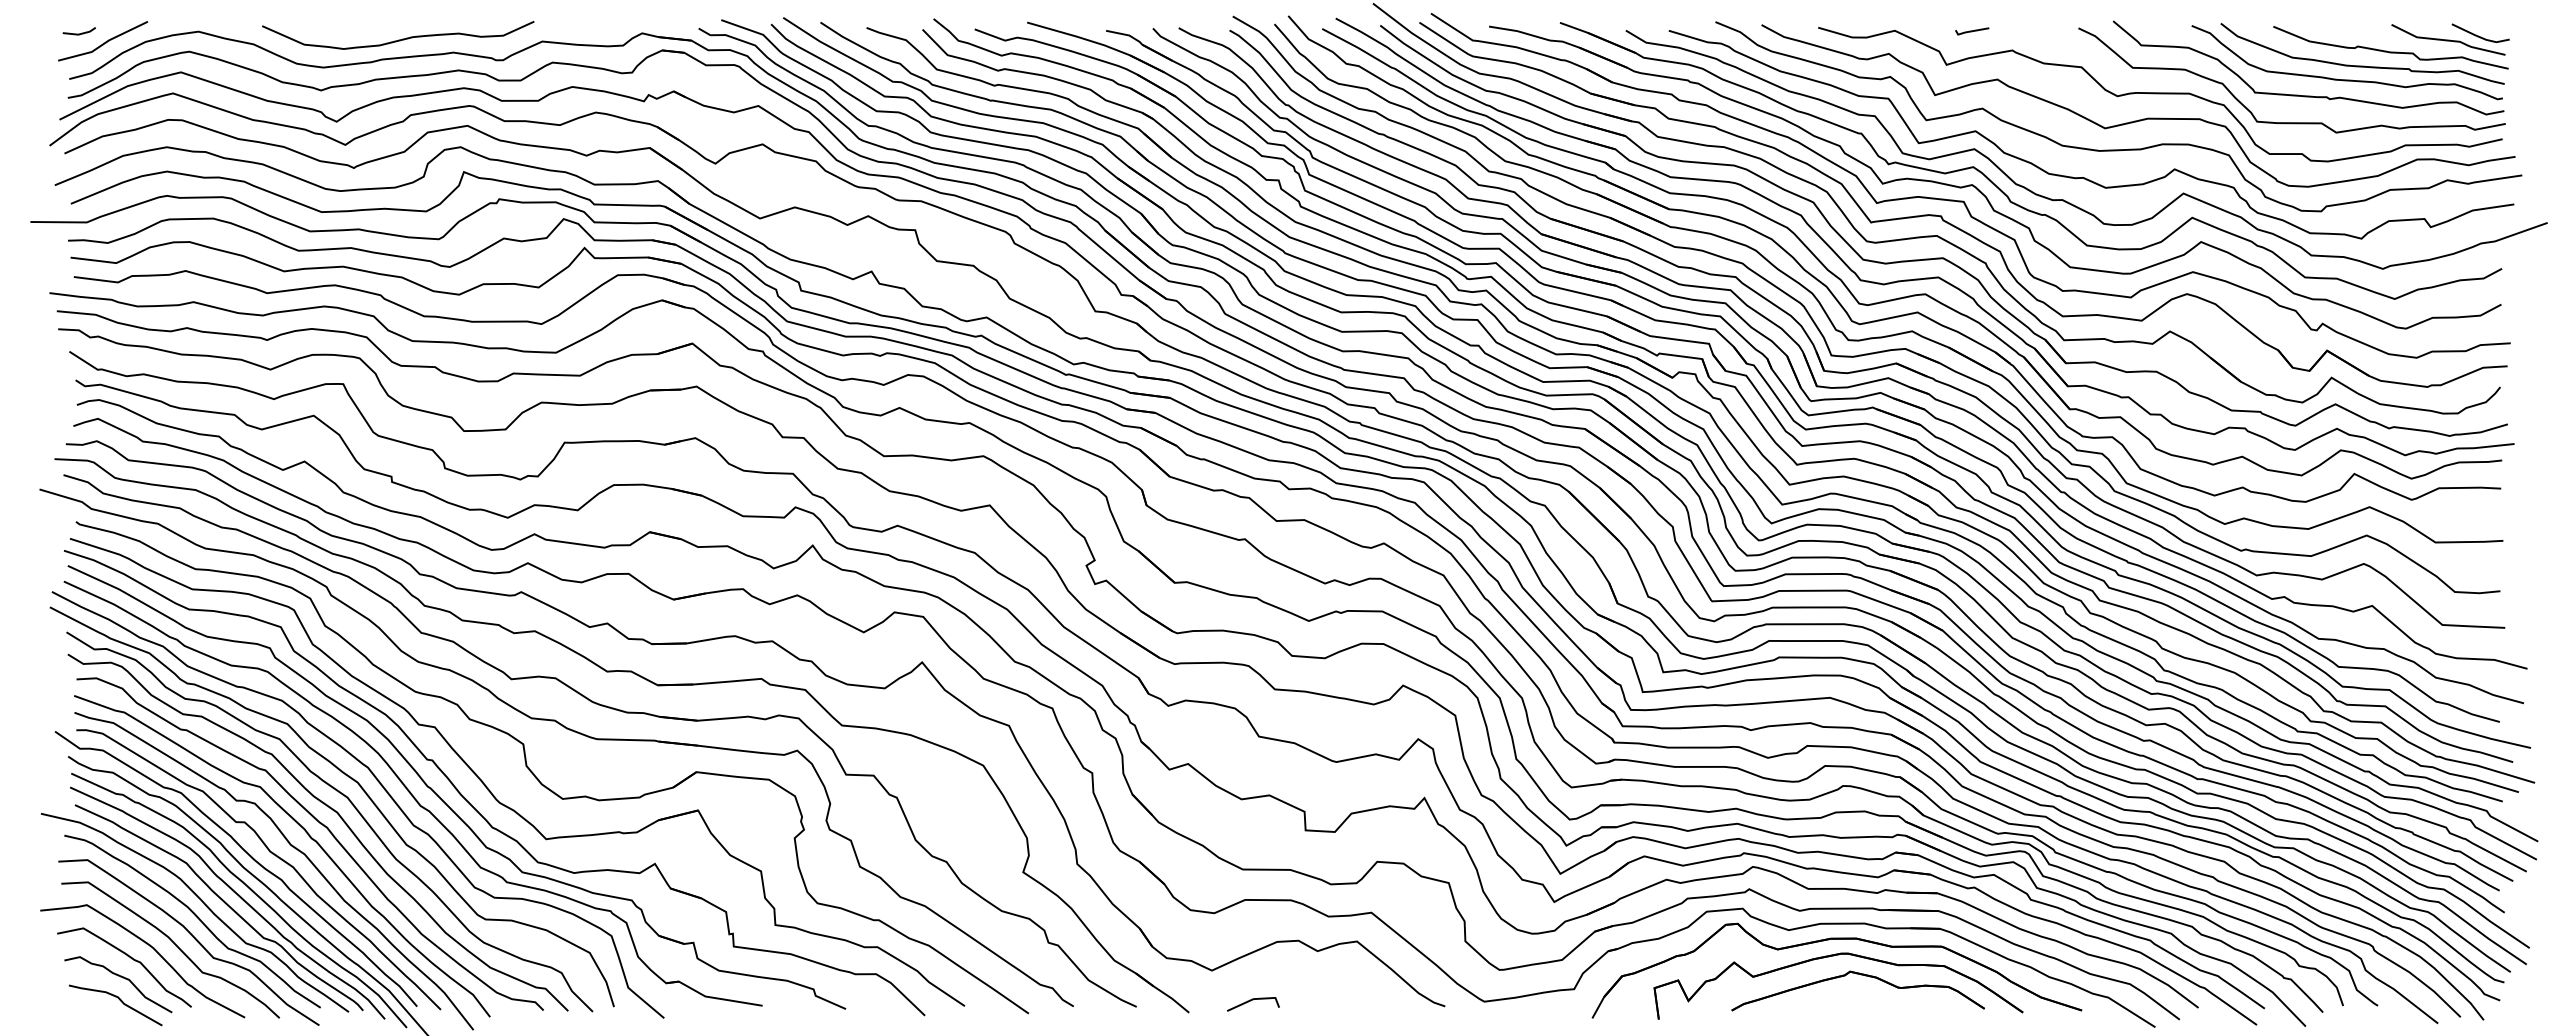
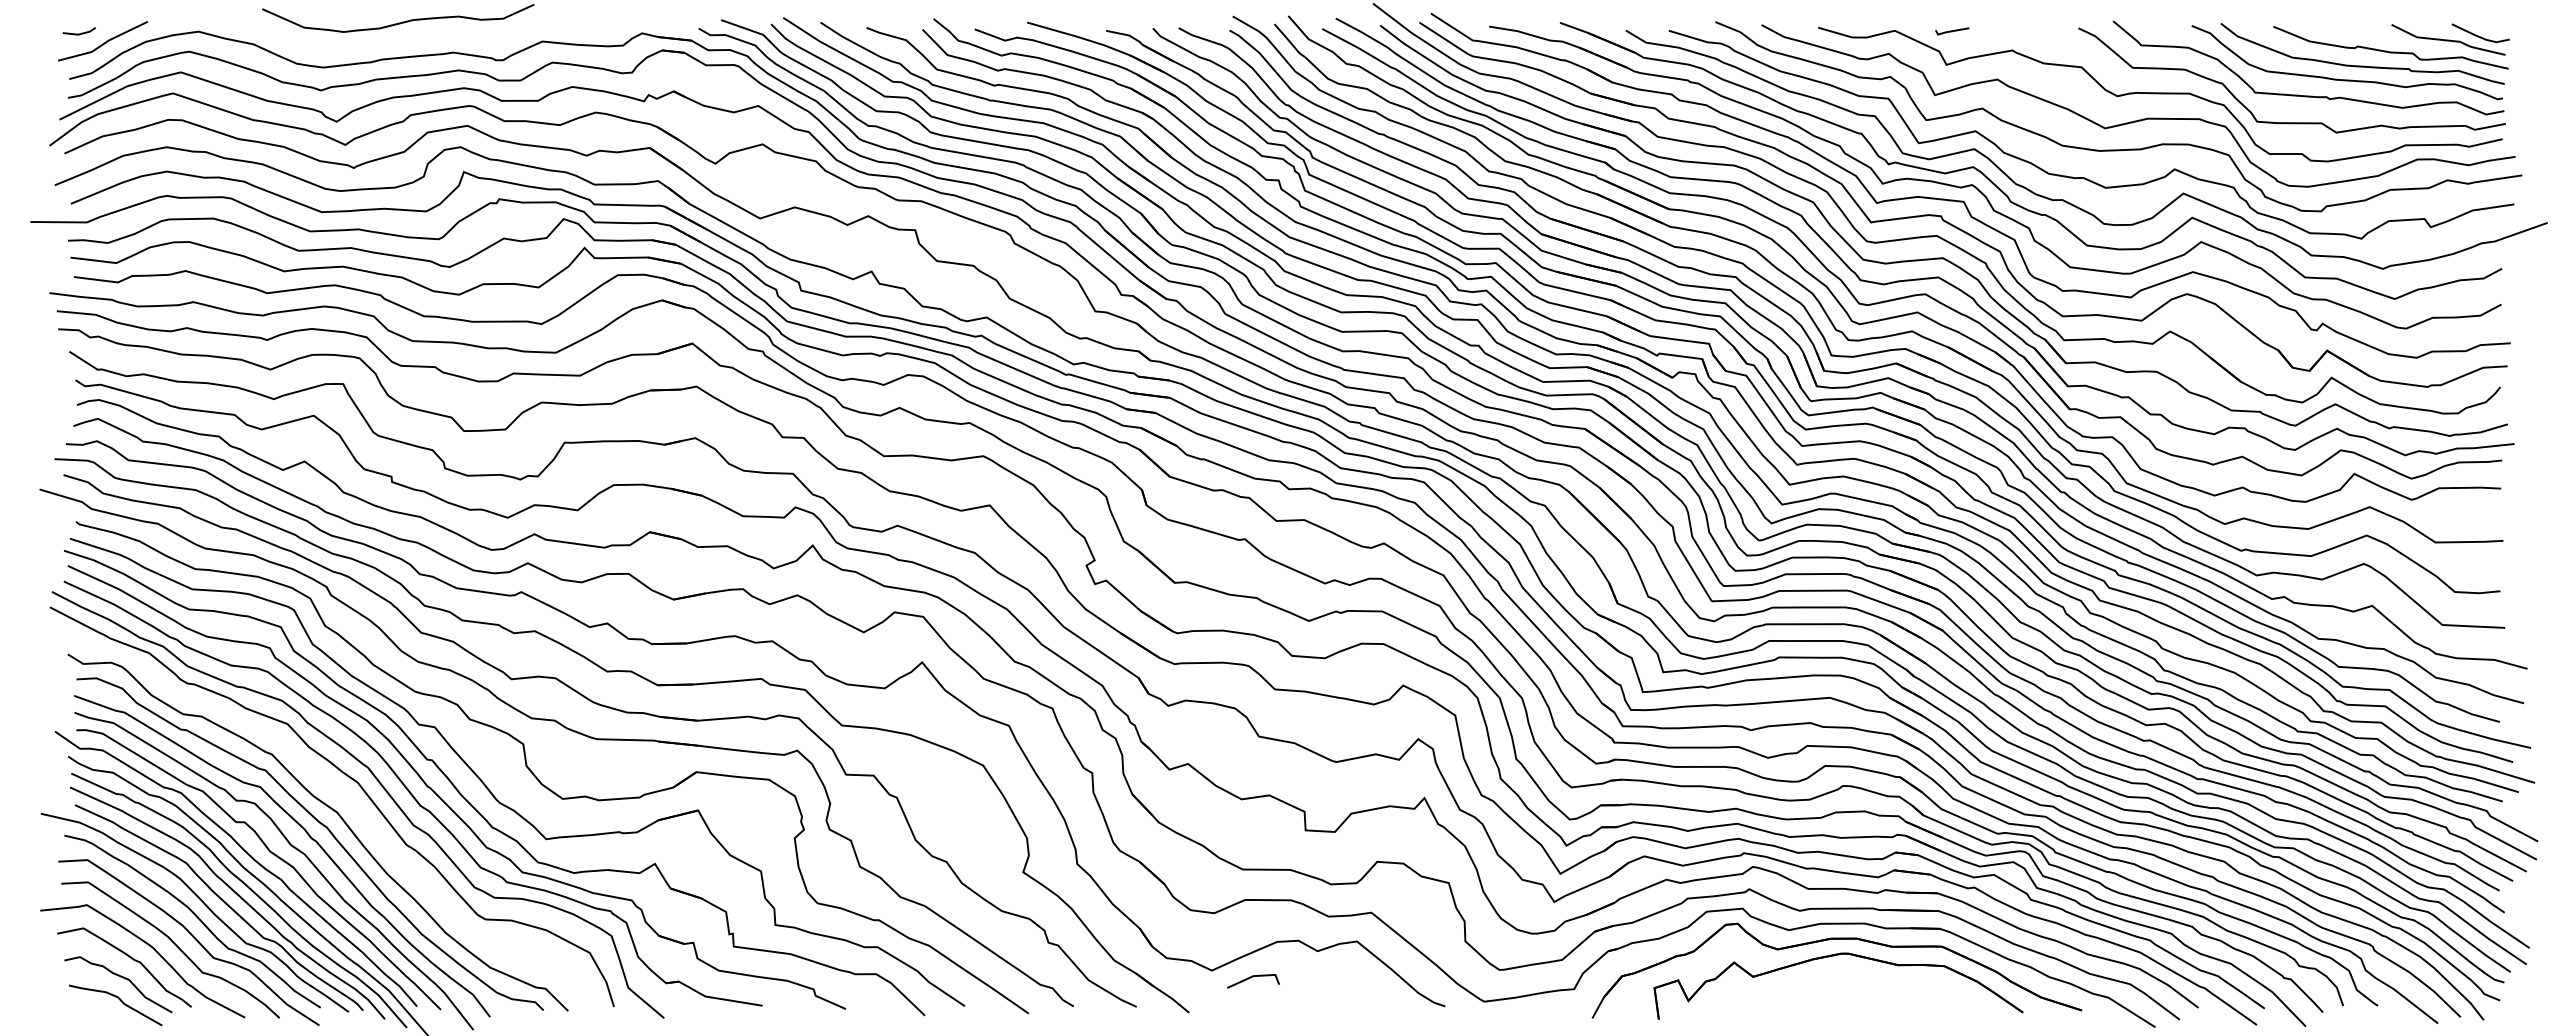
line position: (1972, 31) -> (1952, 31) (1952, 31)
curve position: (398, 39) -> (398, 22) (398, 22)
curve: present -> none (350, 803)
part: present -> none (1861, 975)
line position: (1253, 1000) -> (1253, 977) (1253, 977)
